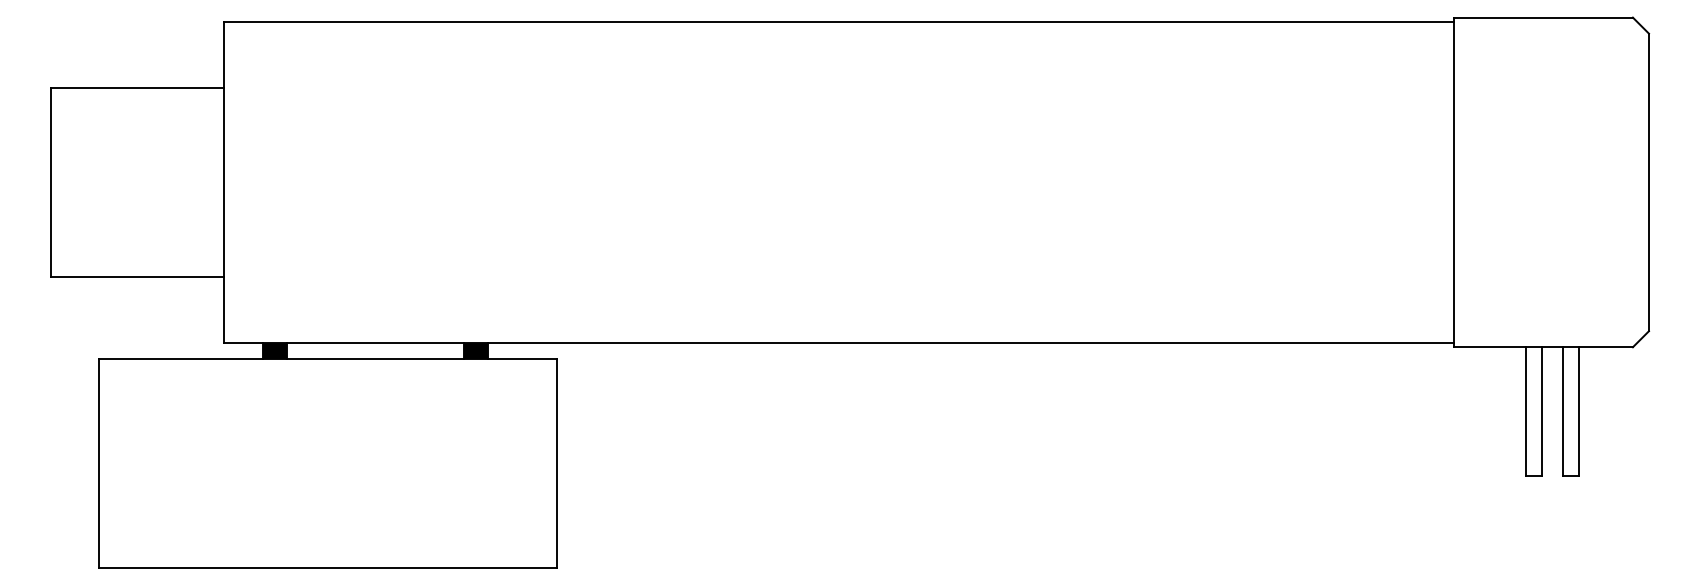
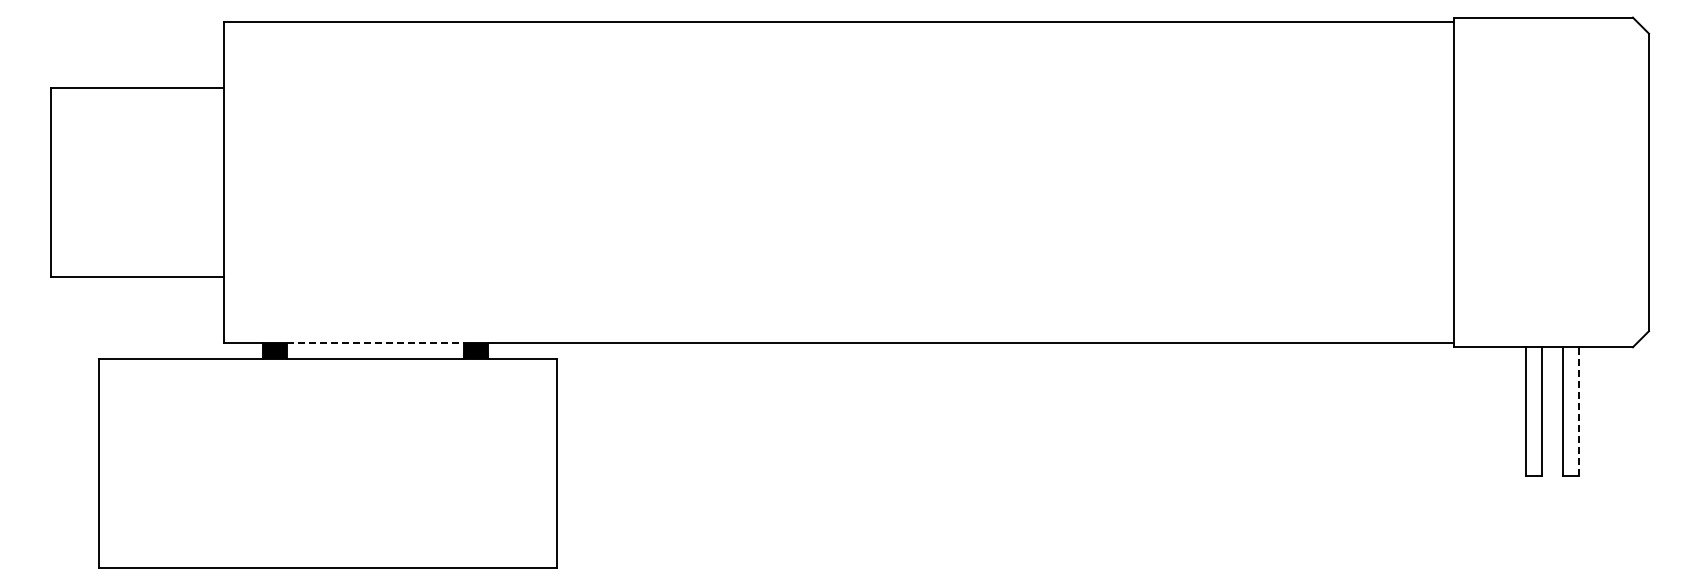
line: solid -> dashed (376, 343)
line: solid -> dashed (1578, 411)
